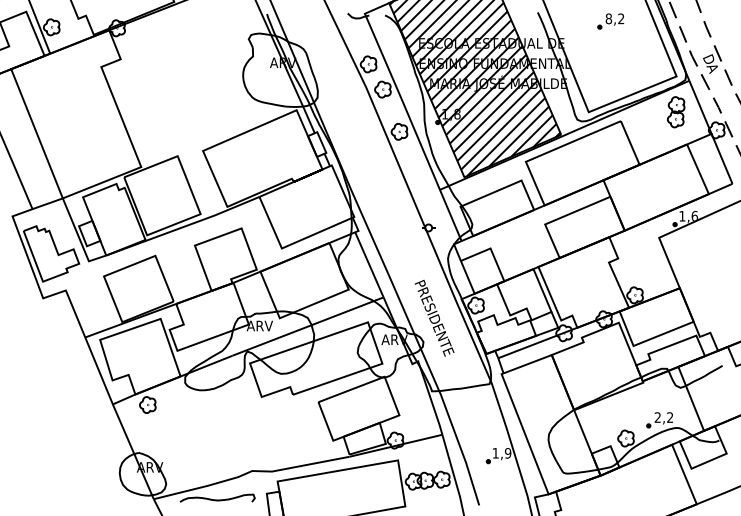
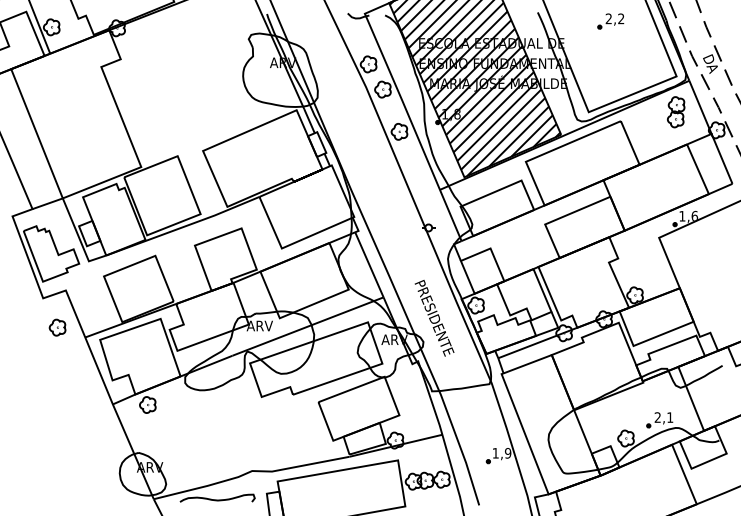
text: 8,2 -> 2,2 (608, 18)
part: none -> present (57, 327)
text: 2,2 -> 2,1 (669, 417)
